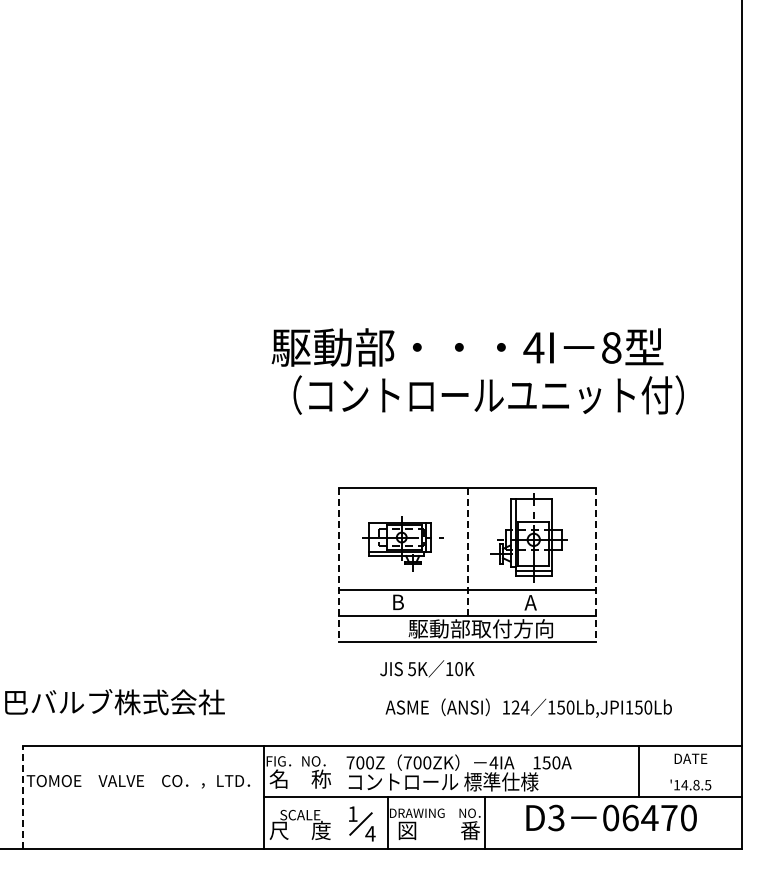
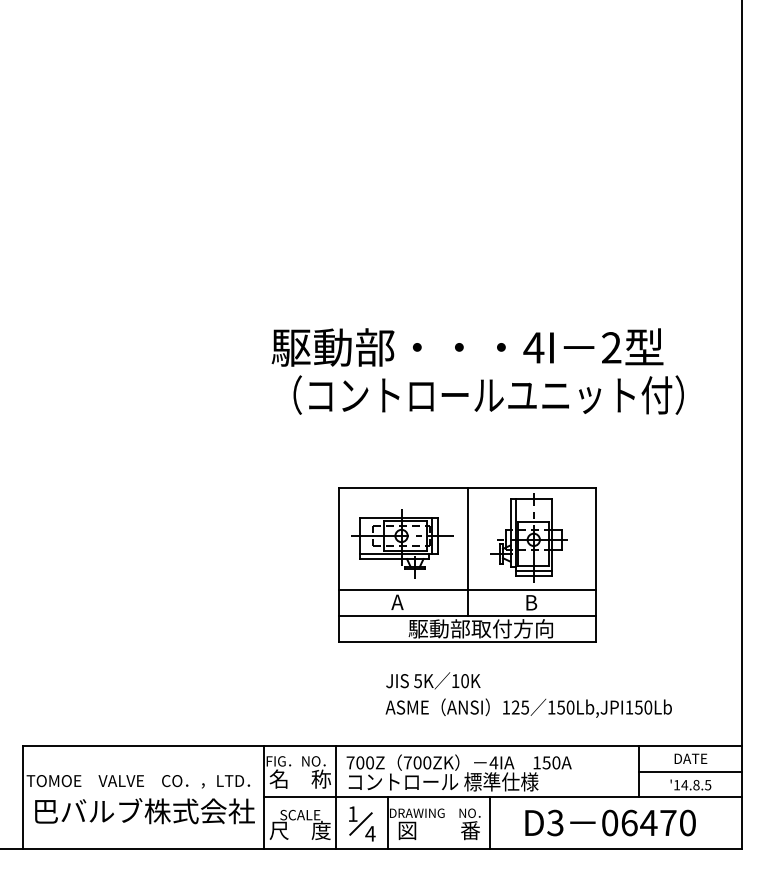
text: 8 -> 2 (611, 347)
part size: 82x56 px -> 103x70 px (402, 543)
line: dashed -> solid (467, 552)
line: dashed -> solid (339, 565)
line: dashed -> solid (595, 565)
text: B -> A (397, 602)
text: A -> B (530, 602)
text position: (427, 668) -> (433, 680) (433, 680)
text position: (114, 702) -> (144, 811) (144, 811)
text: 124 -> 125 (525, 707)
line: none -> present (690, 771)
line: dashed -> solid (22, 796)
line: none -> present (336, 797)
text position: (611, 817) -> (610, 822) (610, 822)
line position: (485, 822) -> (490, 822) (490, 822)
